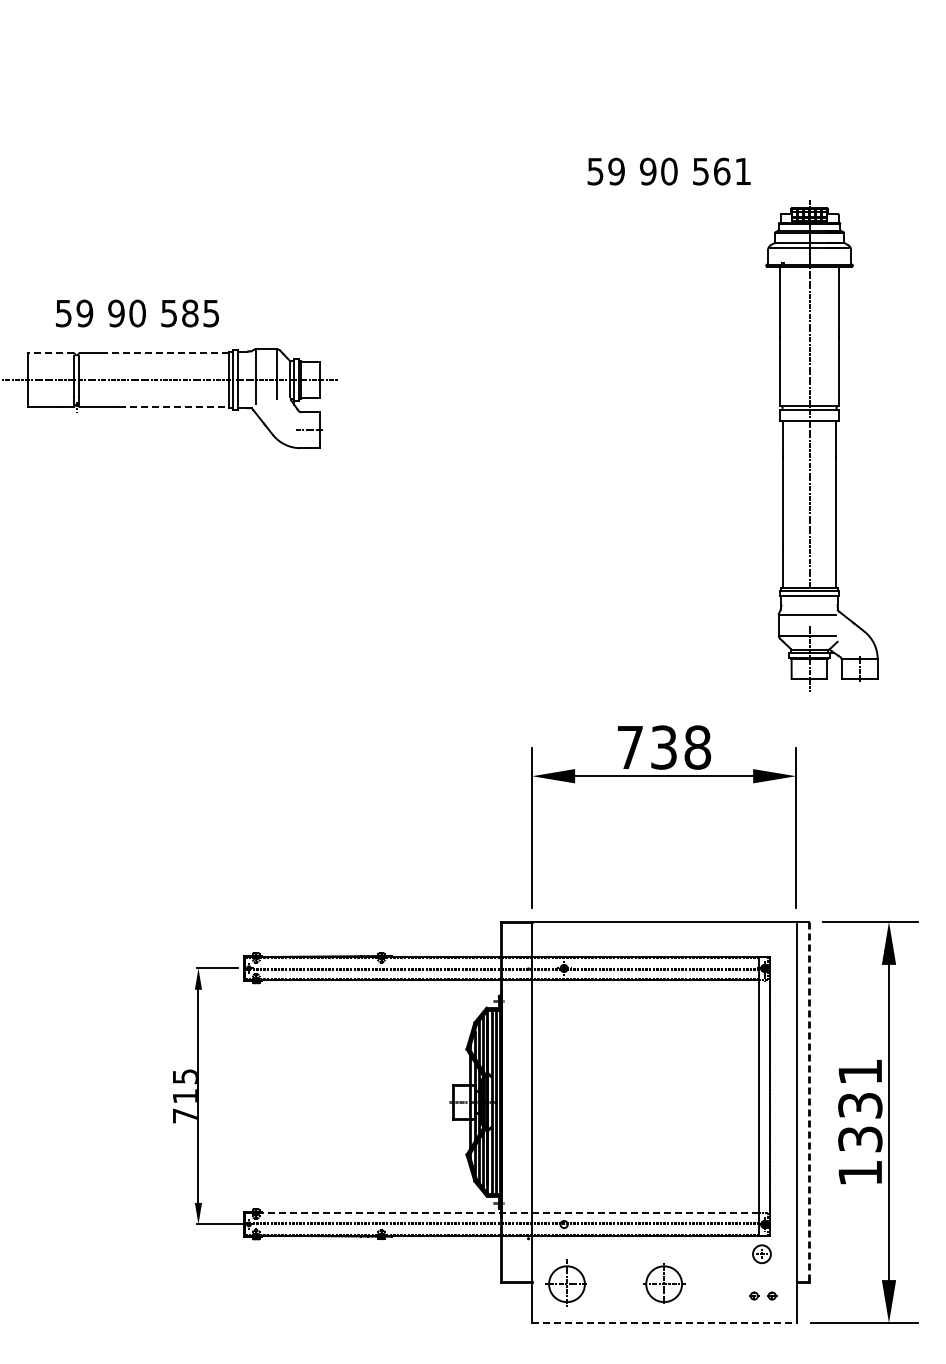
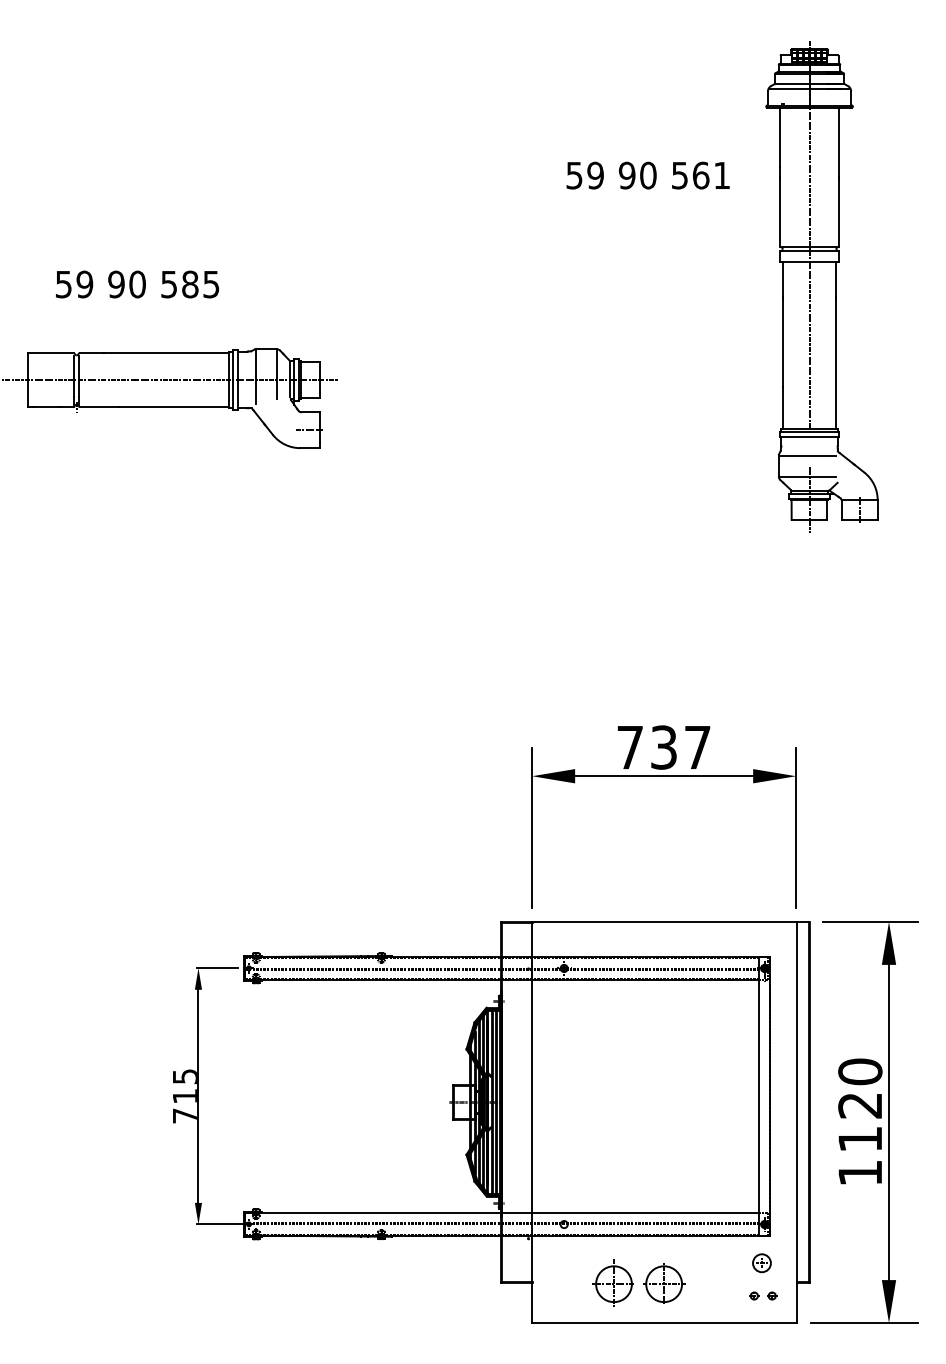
text position: (668, 171) -> (647, 175) (647, 175)
text position: (137, 313) -> (137, 284) (137, 284)
line: dashed -> solid (51, 353)
line: dashed -> solid (166, 353)
line: dashed -> solid (174, 406)
part position: (821, 445) -> (821, 286) (821, 286)
text: 738 -> 737 (697, 747)
line: dashed -> solid (809, 1102)
text: 1331 -> 1120 (860, 1105)
line: dashed -> solid (502, 1213)
part position: (761, 1254) -> (761, 1263) (761, 1263)
part position: (565, 1282) -> (612, 1282) (612, 1282)
line: dashed -> solid (664, 1323)
